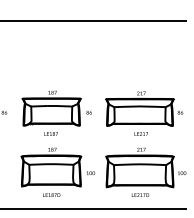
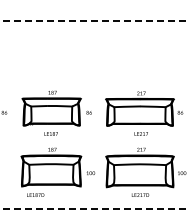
line: solid -> dashed (93, 20)
text position: (51, 194) -> (35, 194) (35, 194)
line: solid -> dashed (93, 208)
